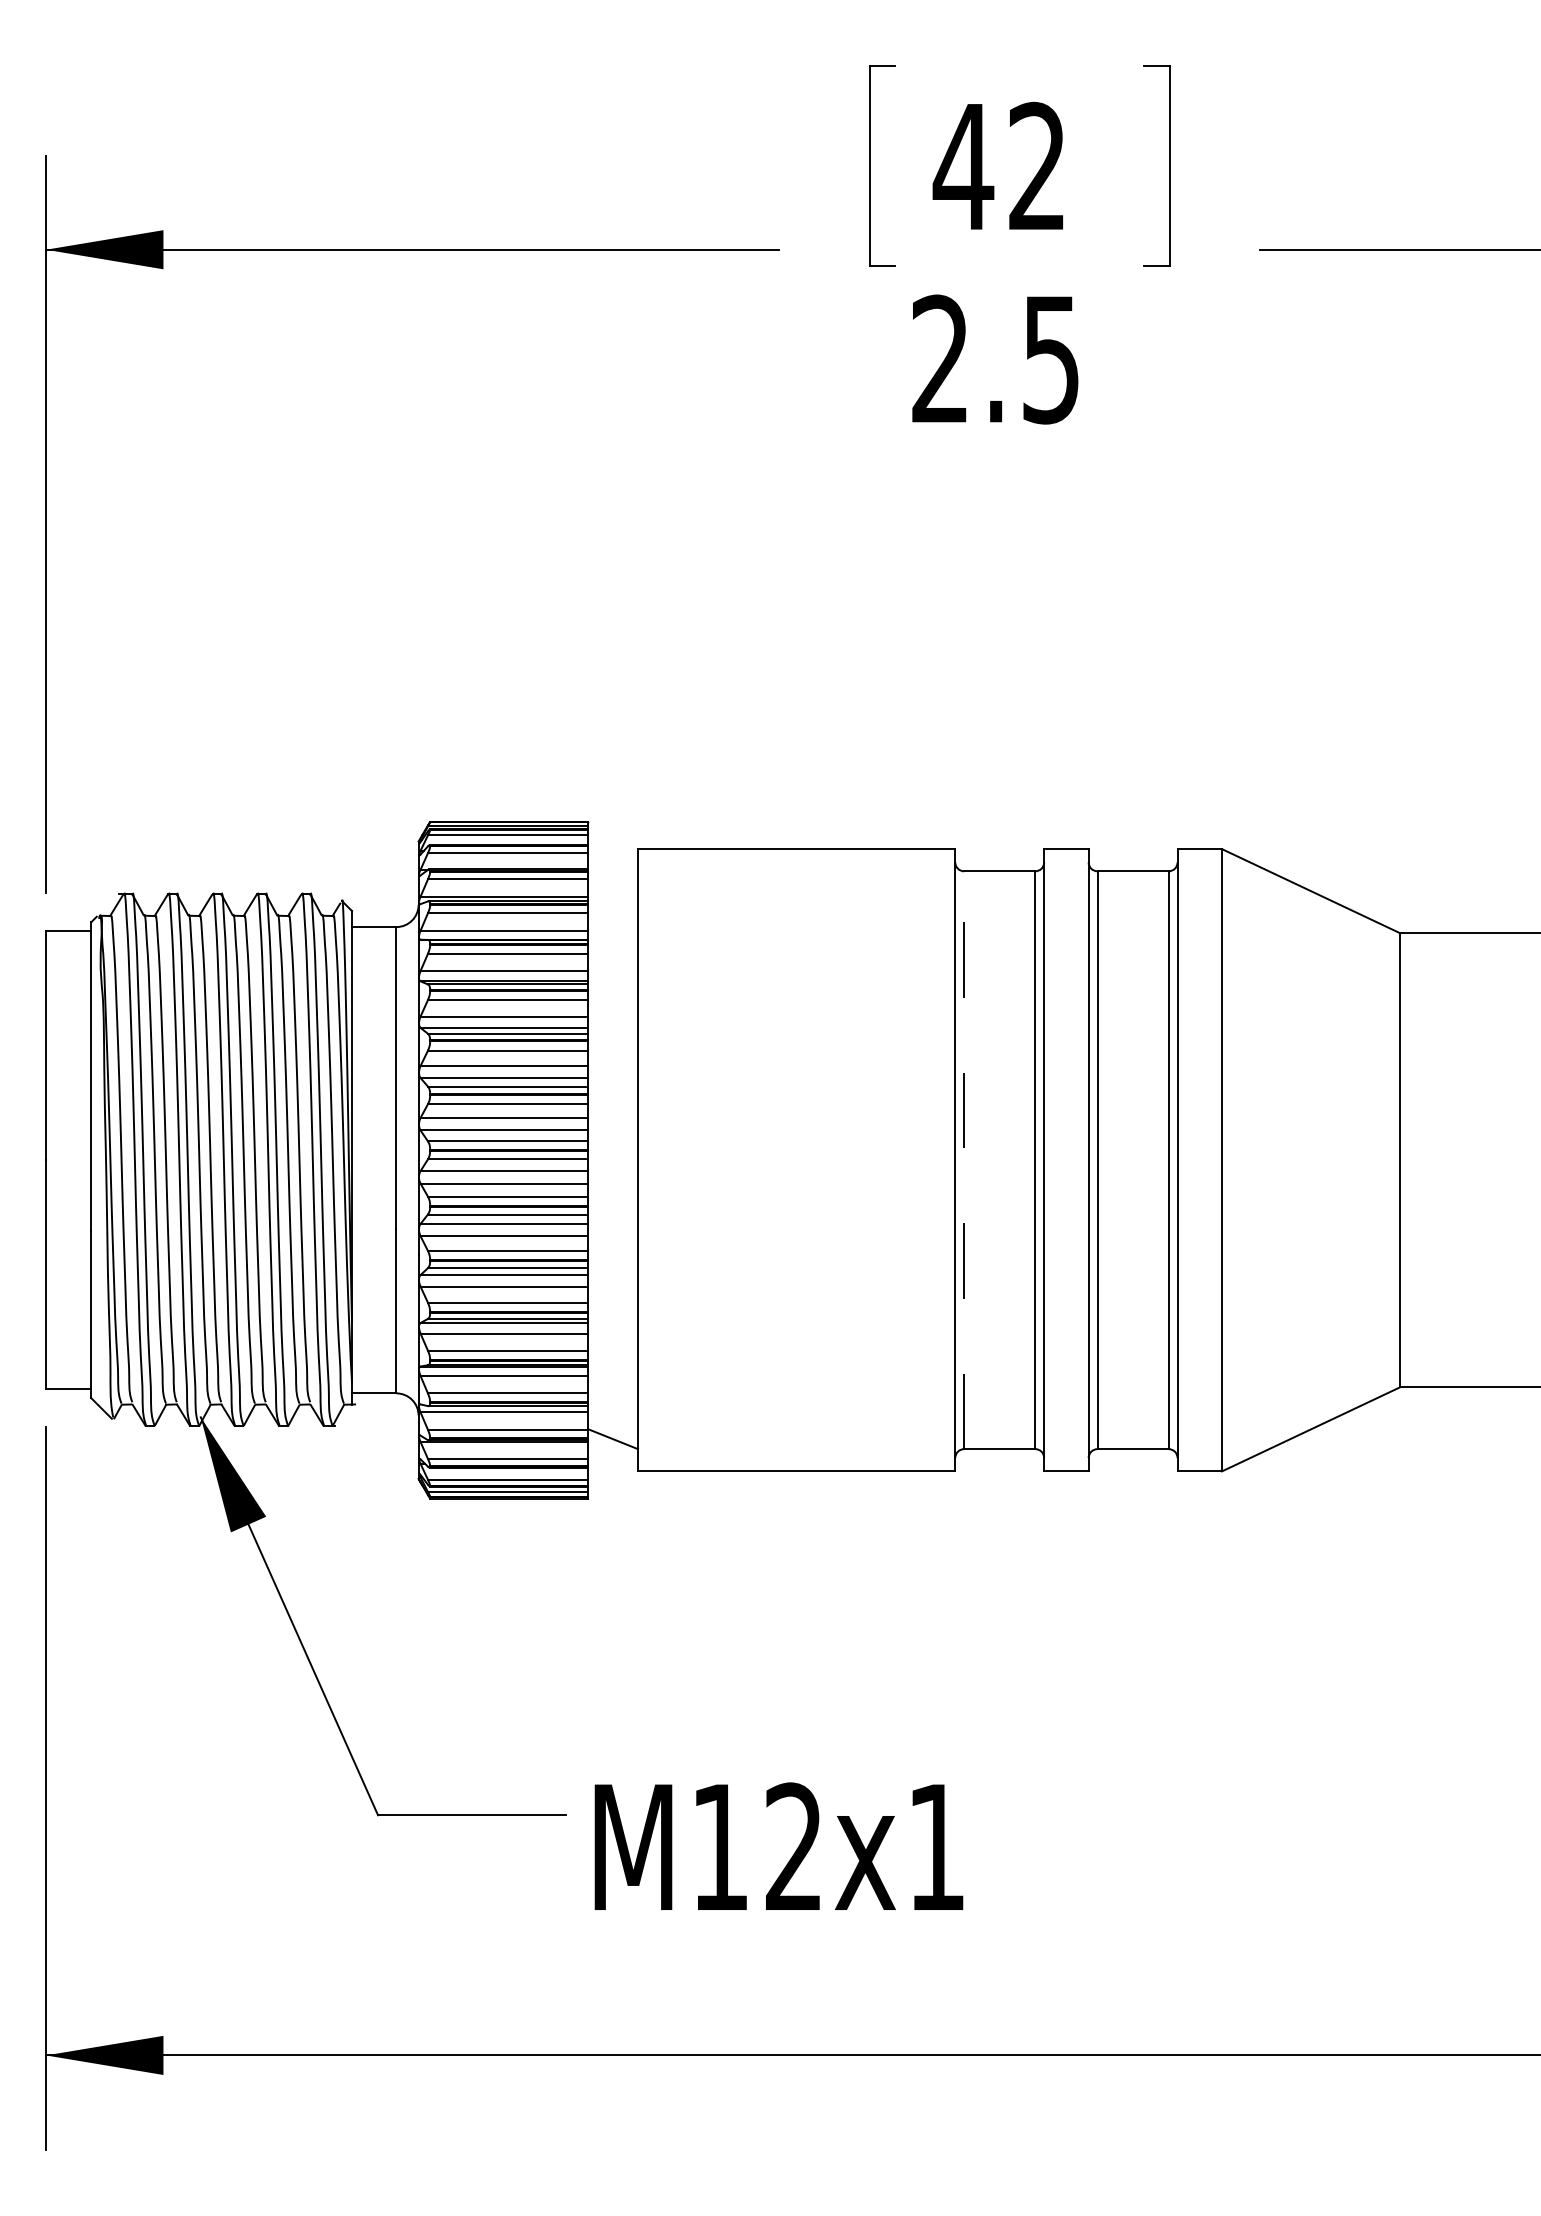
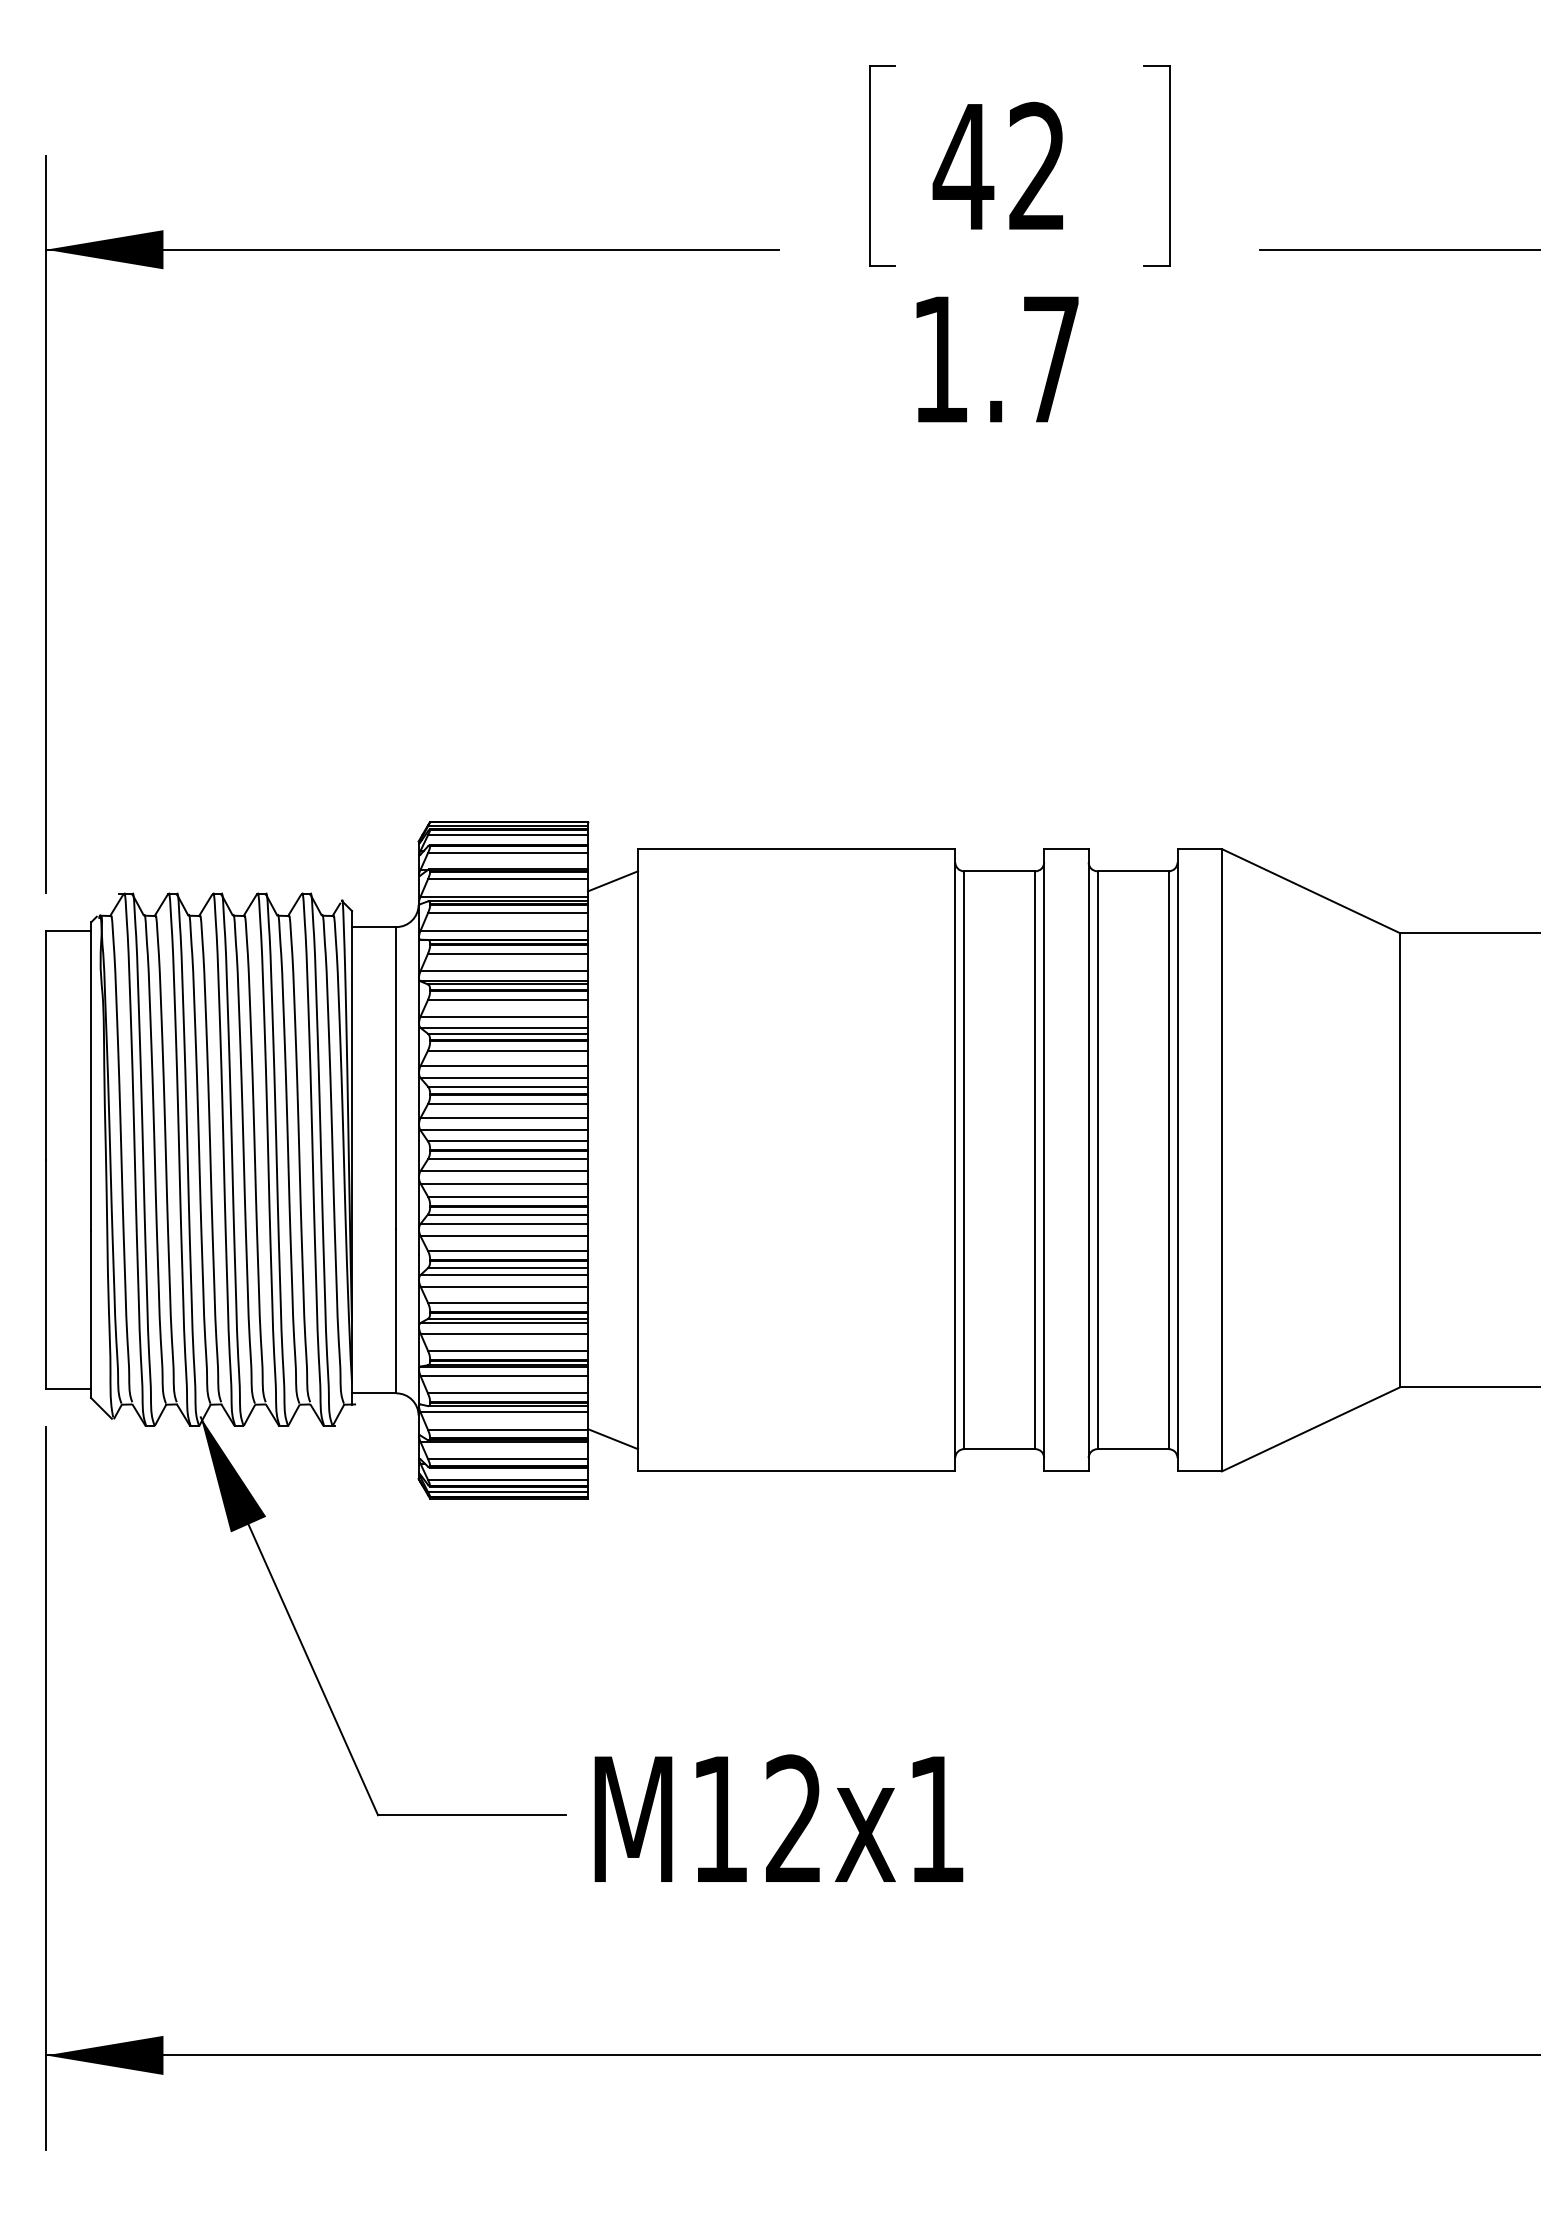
text: 2.5 -> 1.7 (995, 359)
line: none -> present (612, 881)
line: dashed -> solid (964, 1160)
text position: (778, 1845) -> (778, 1817) (778, 1817)
